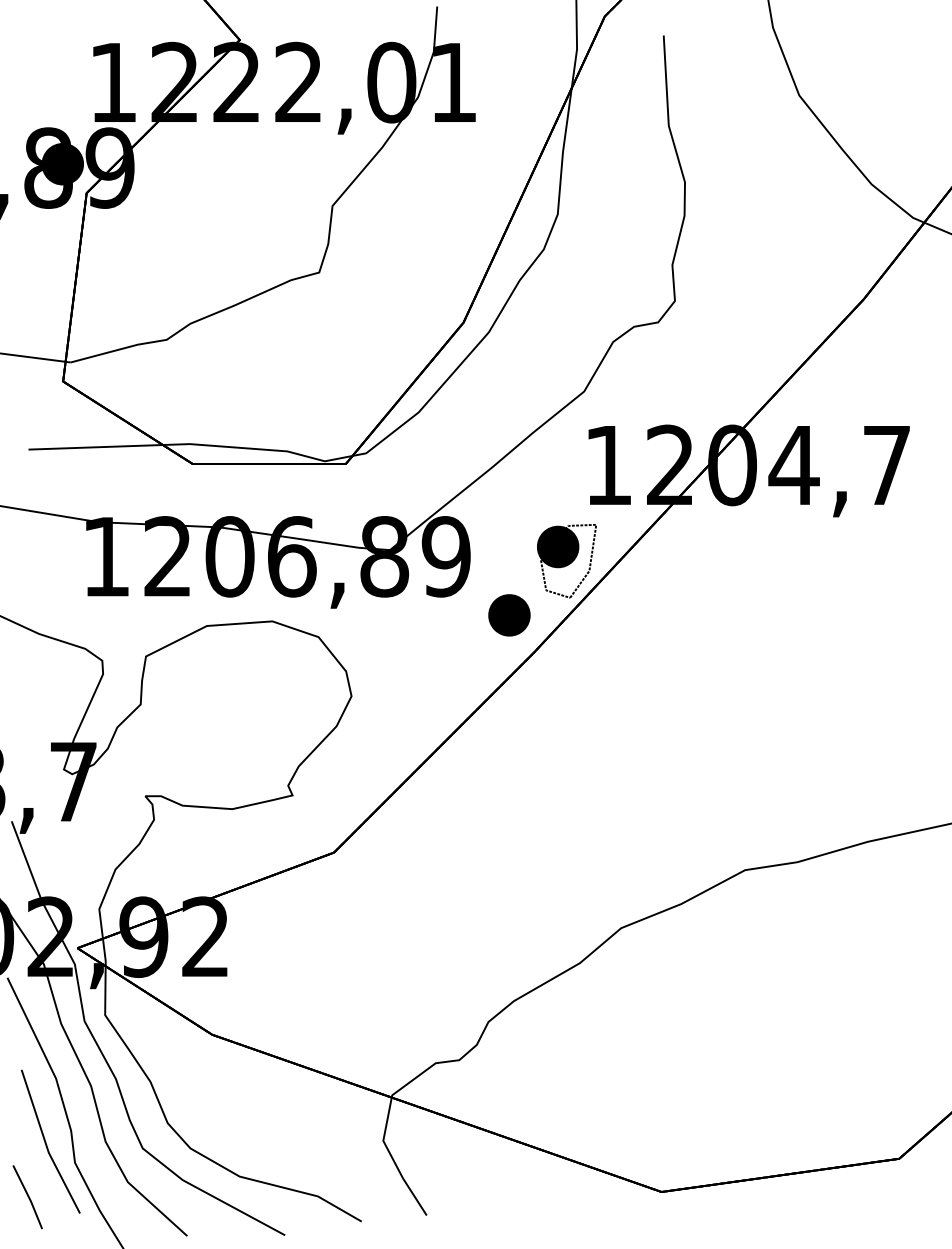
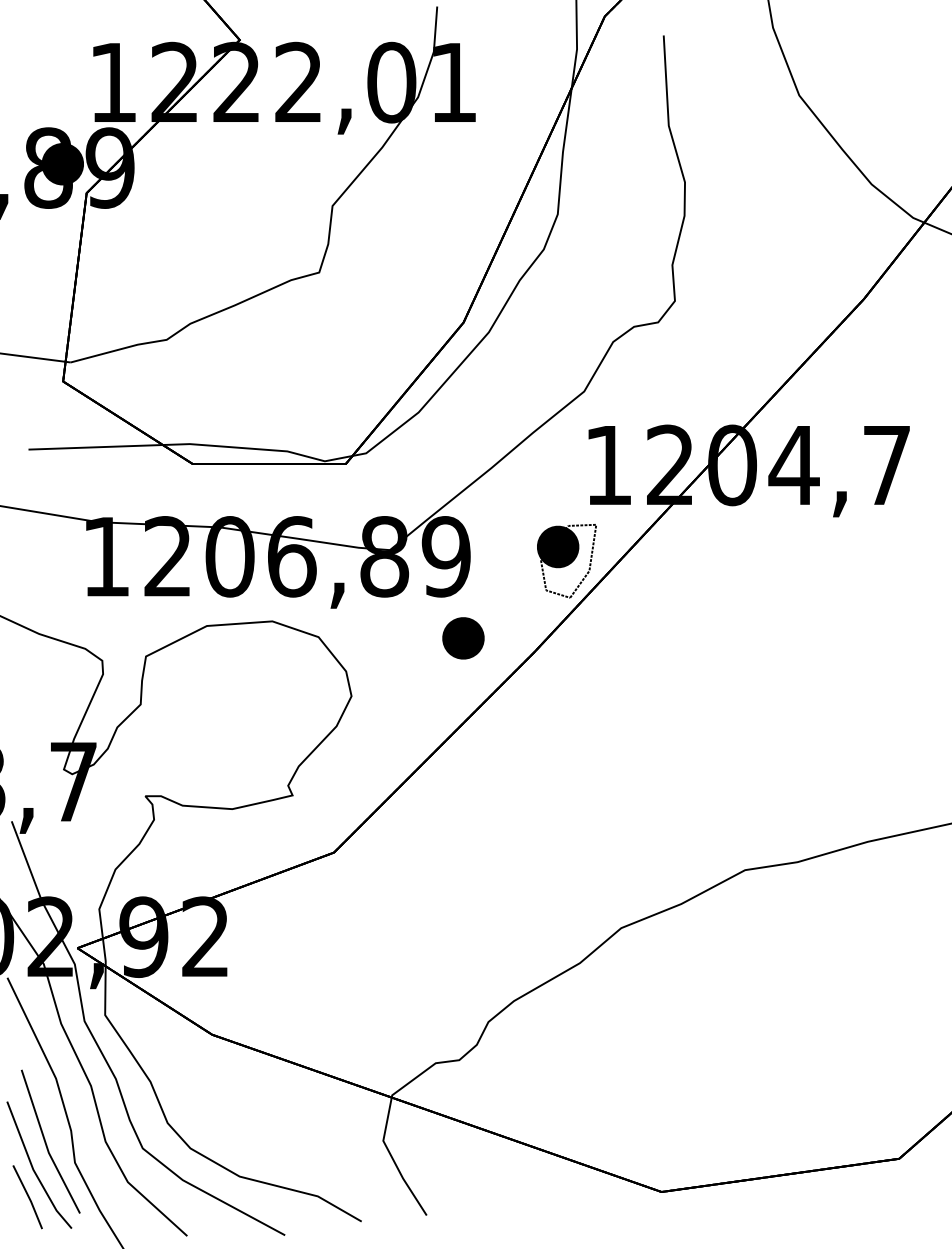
part position: (509, 615) -> (463, 638) (463, 638)
part: none -> present (33, 1166)
